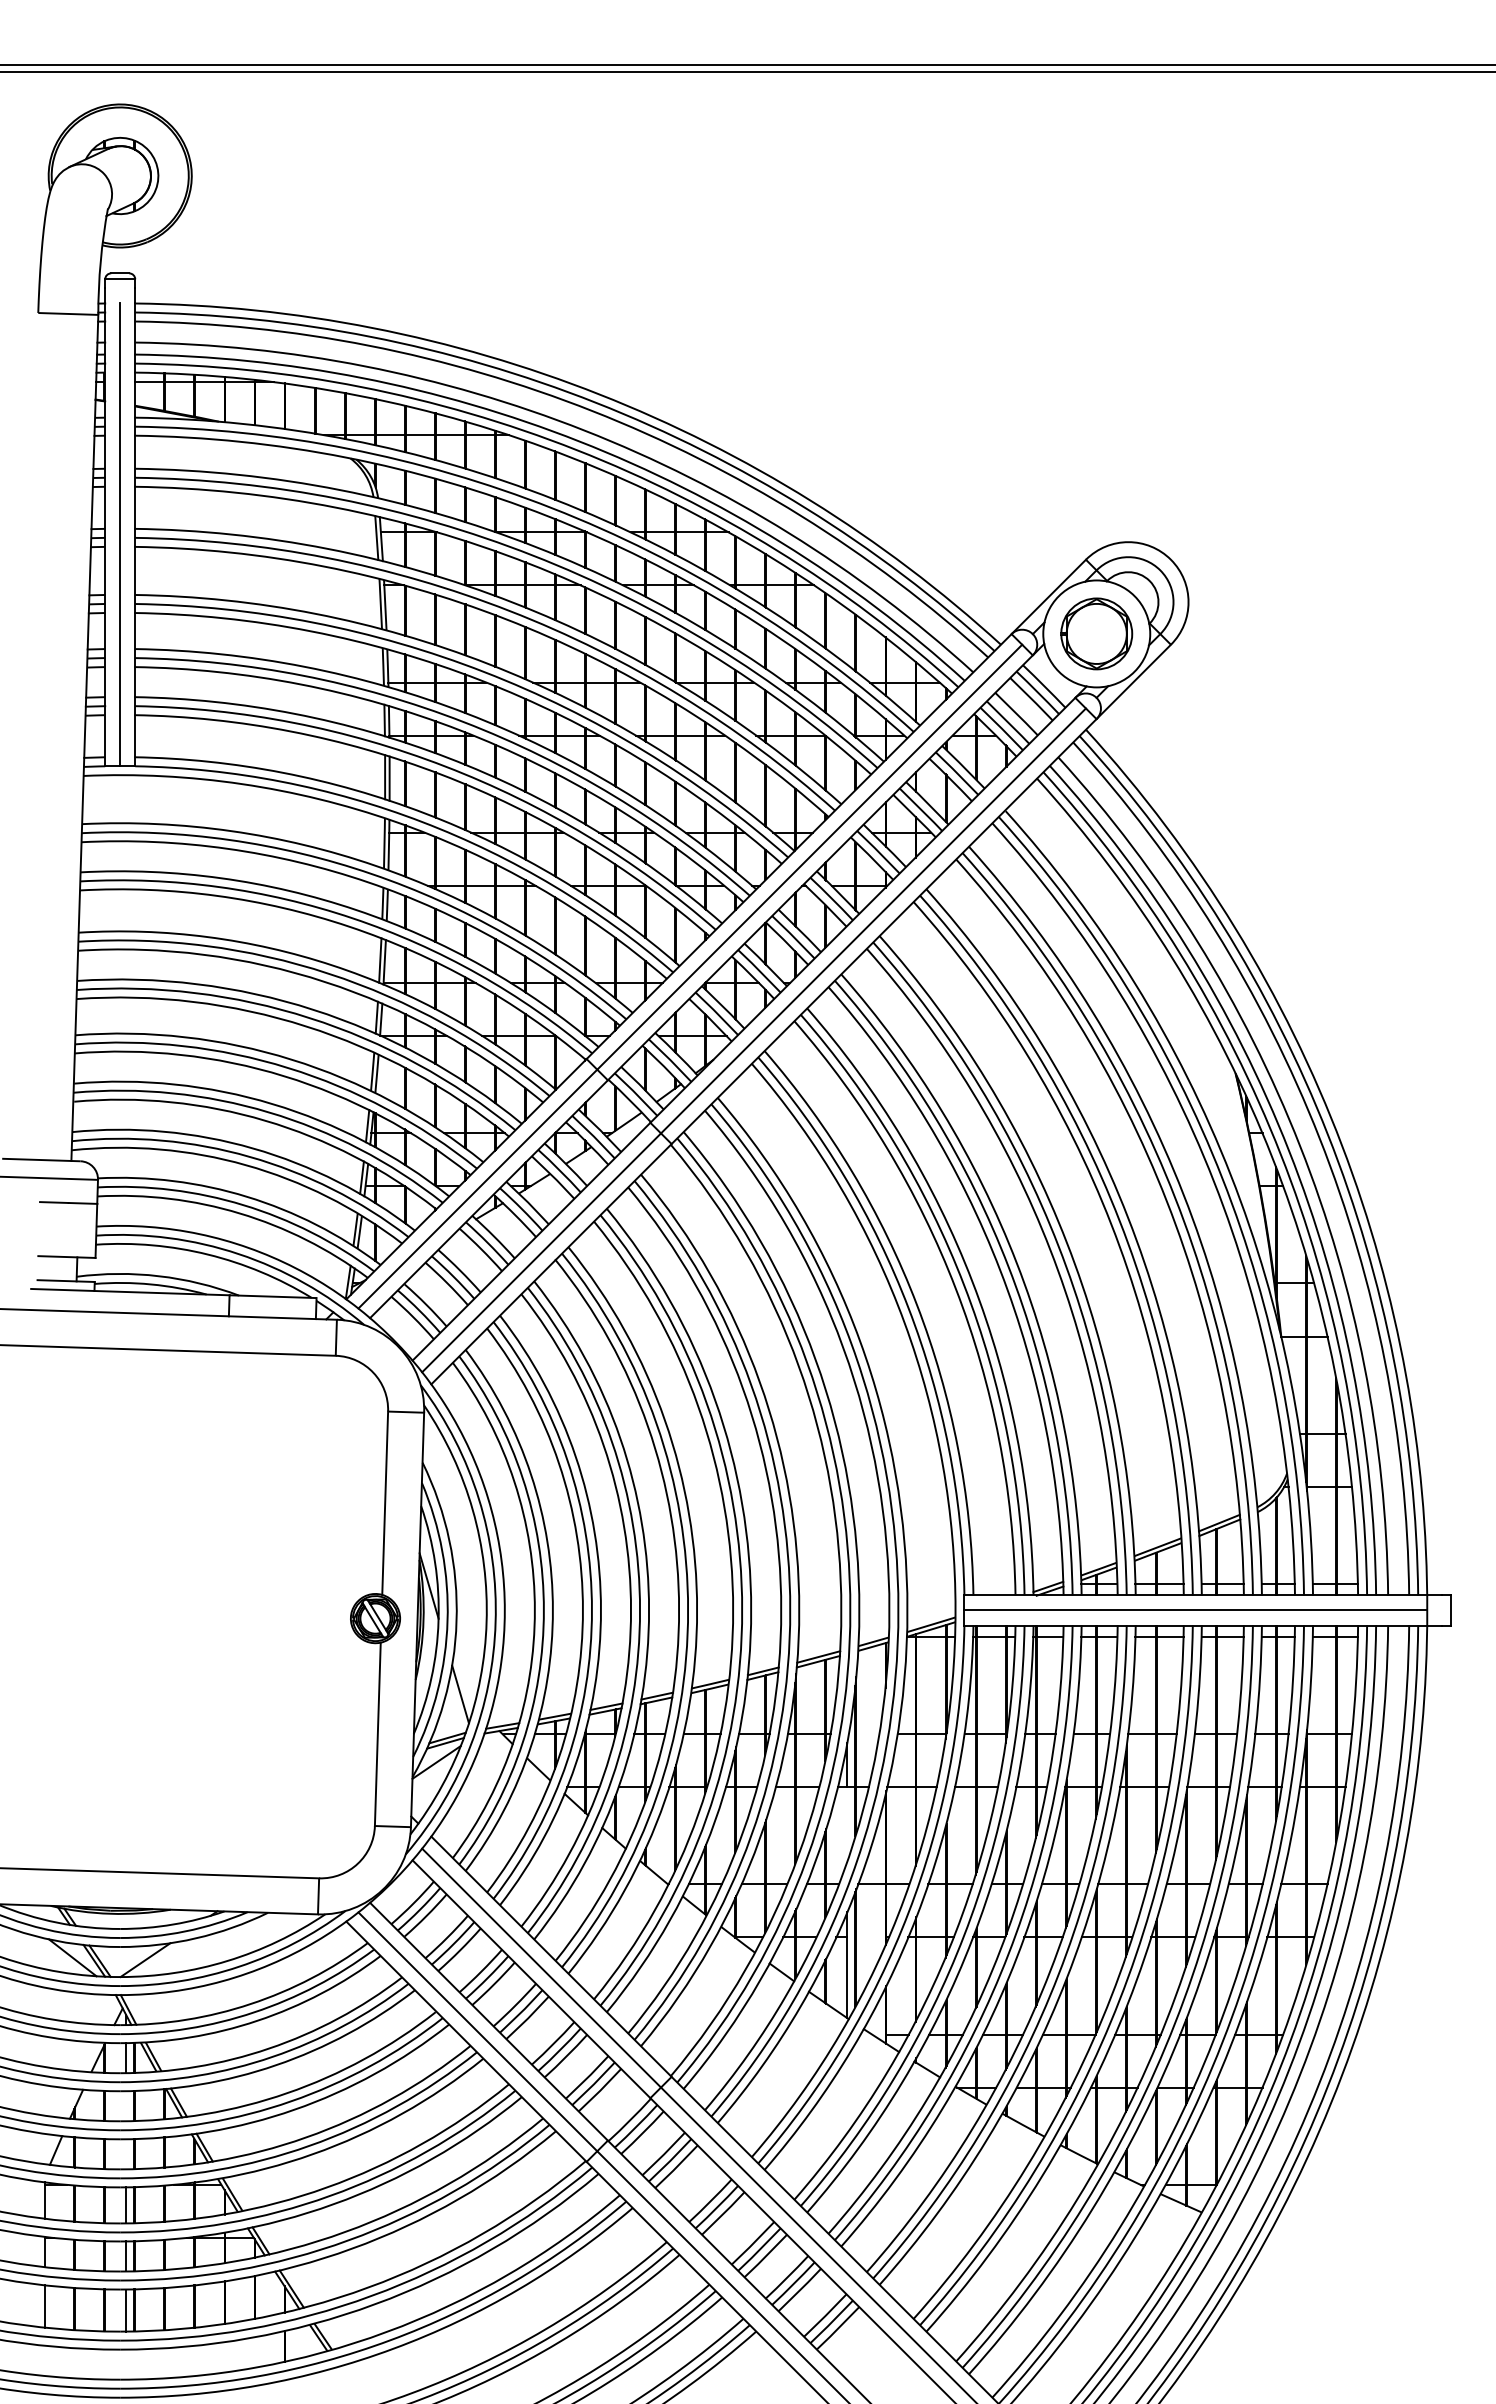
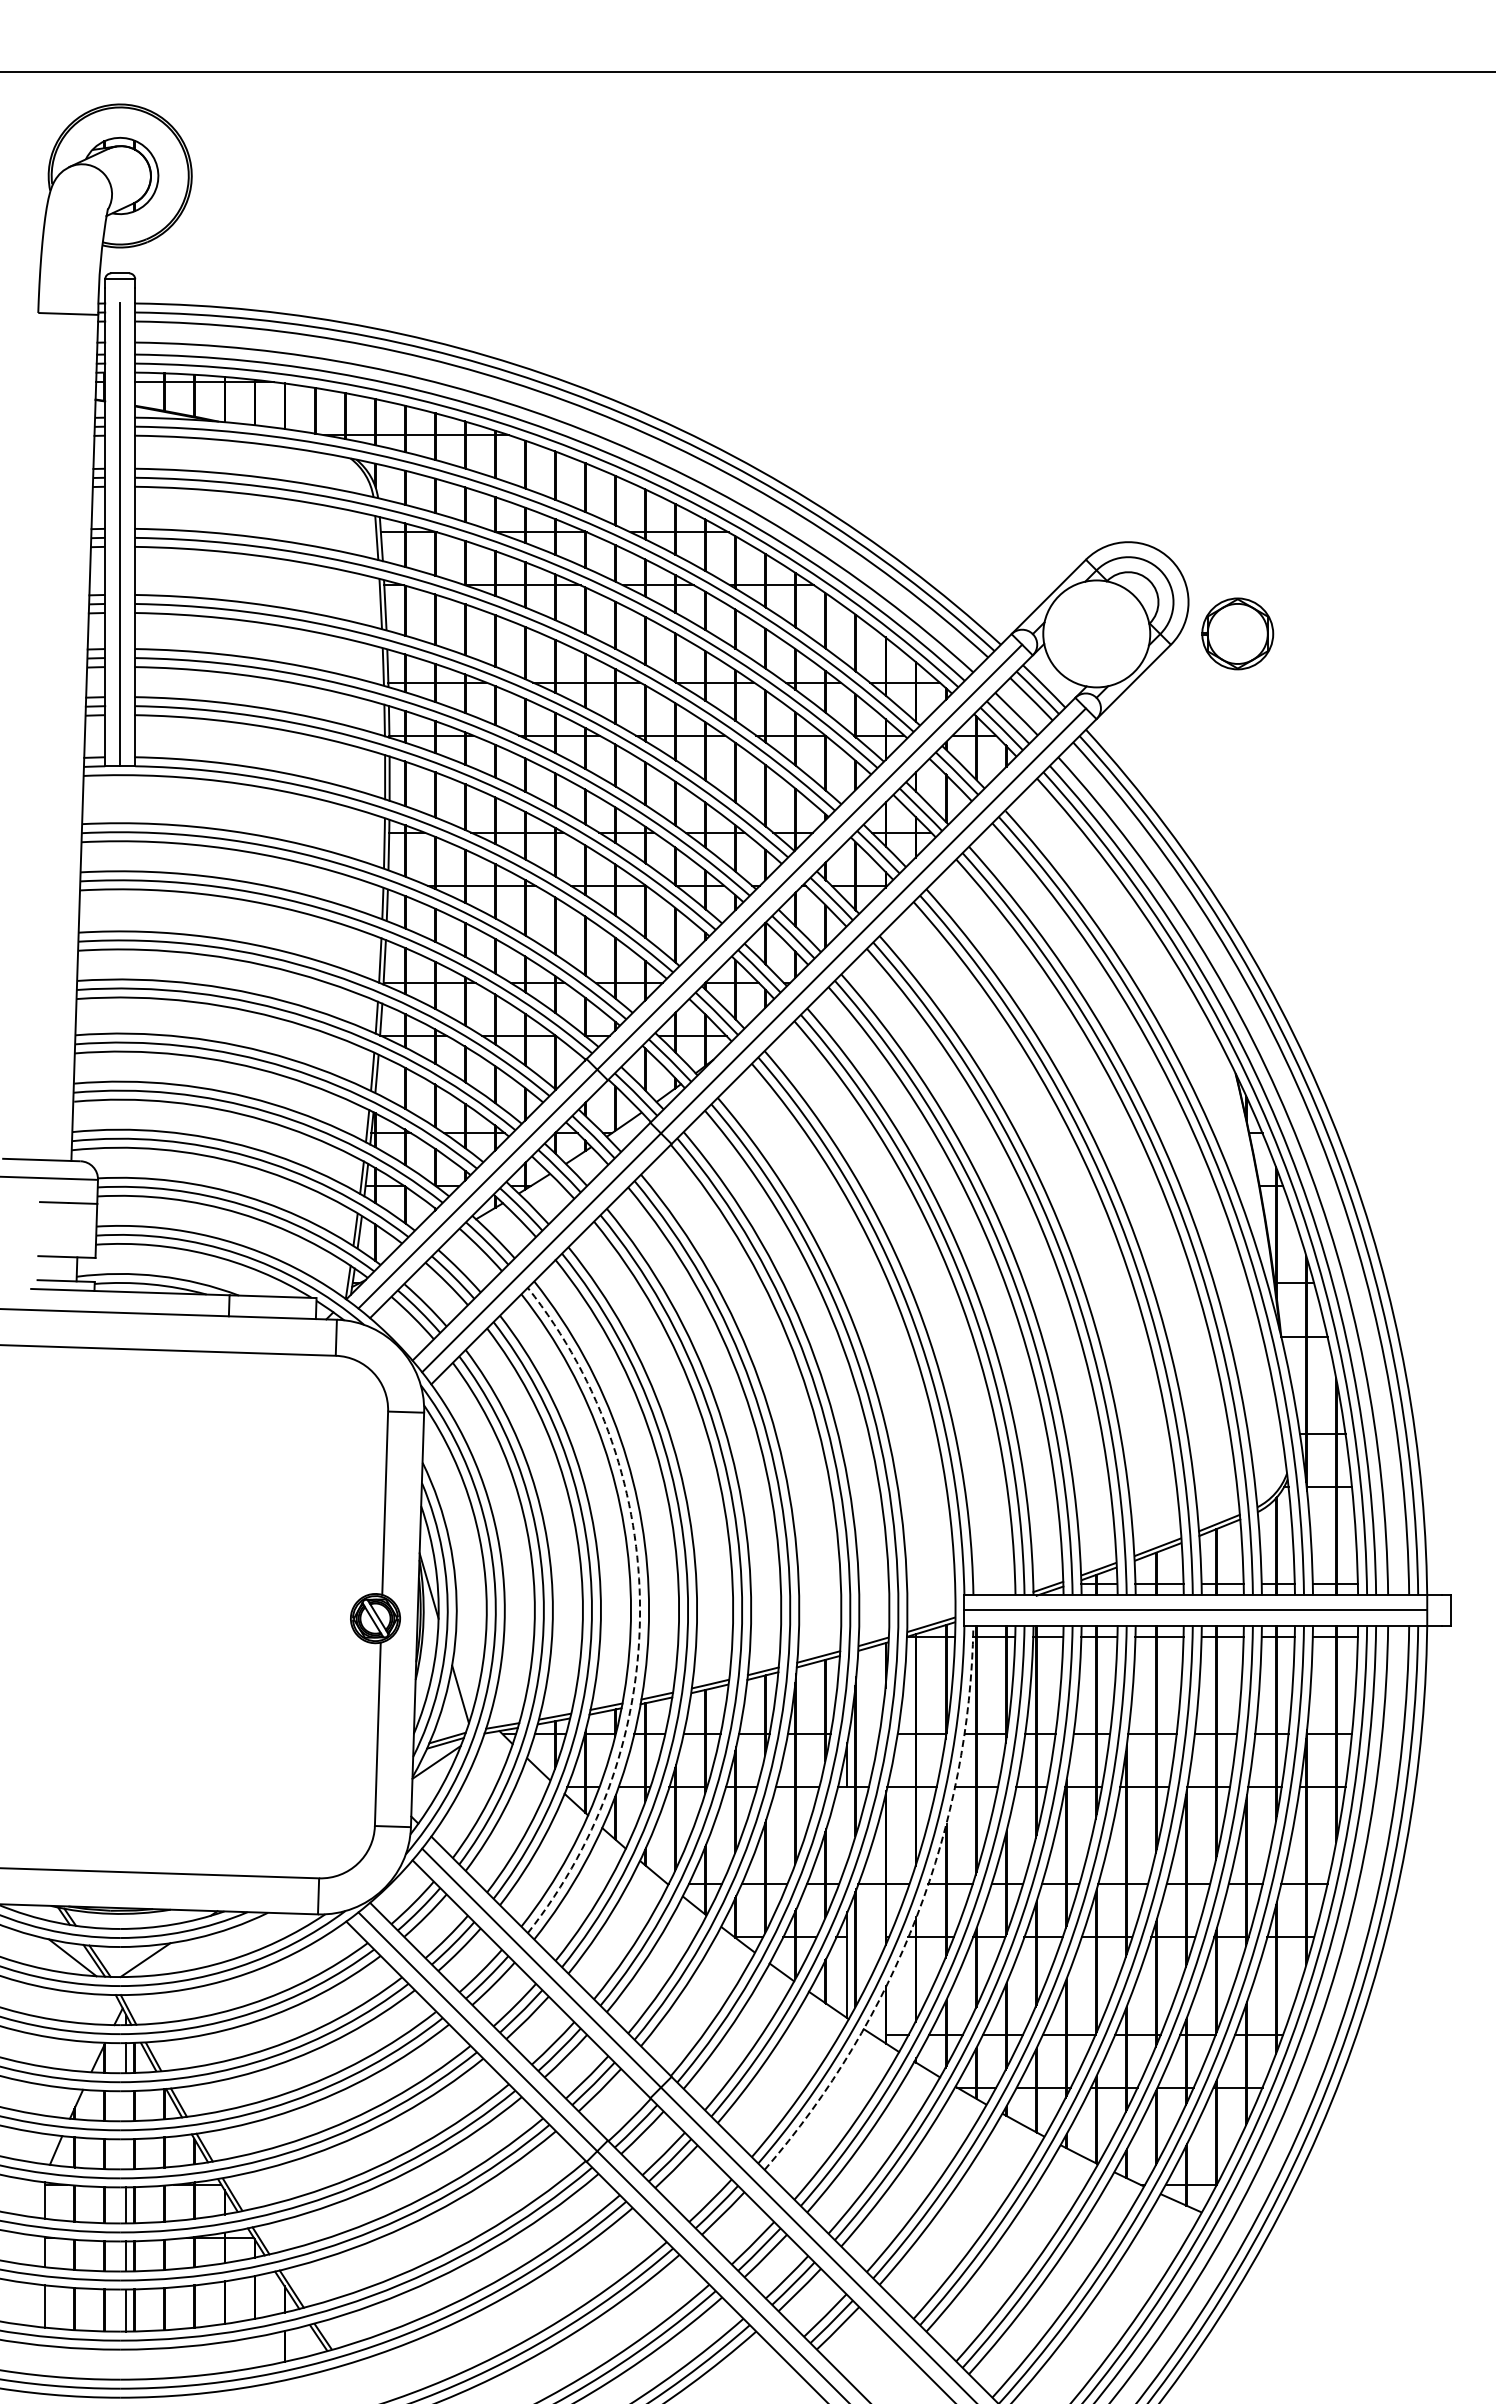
line: present -> none (747, 64)
part position: (1096, 633) -> (1237, 633) (1237, 633)
arc: solid -> dashed (640, 1610)
arc: solid -> dashed (916, 1916)
